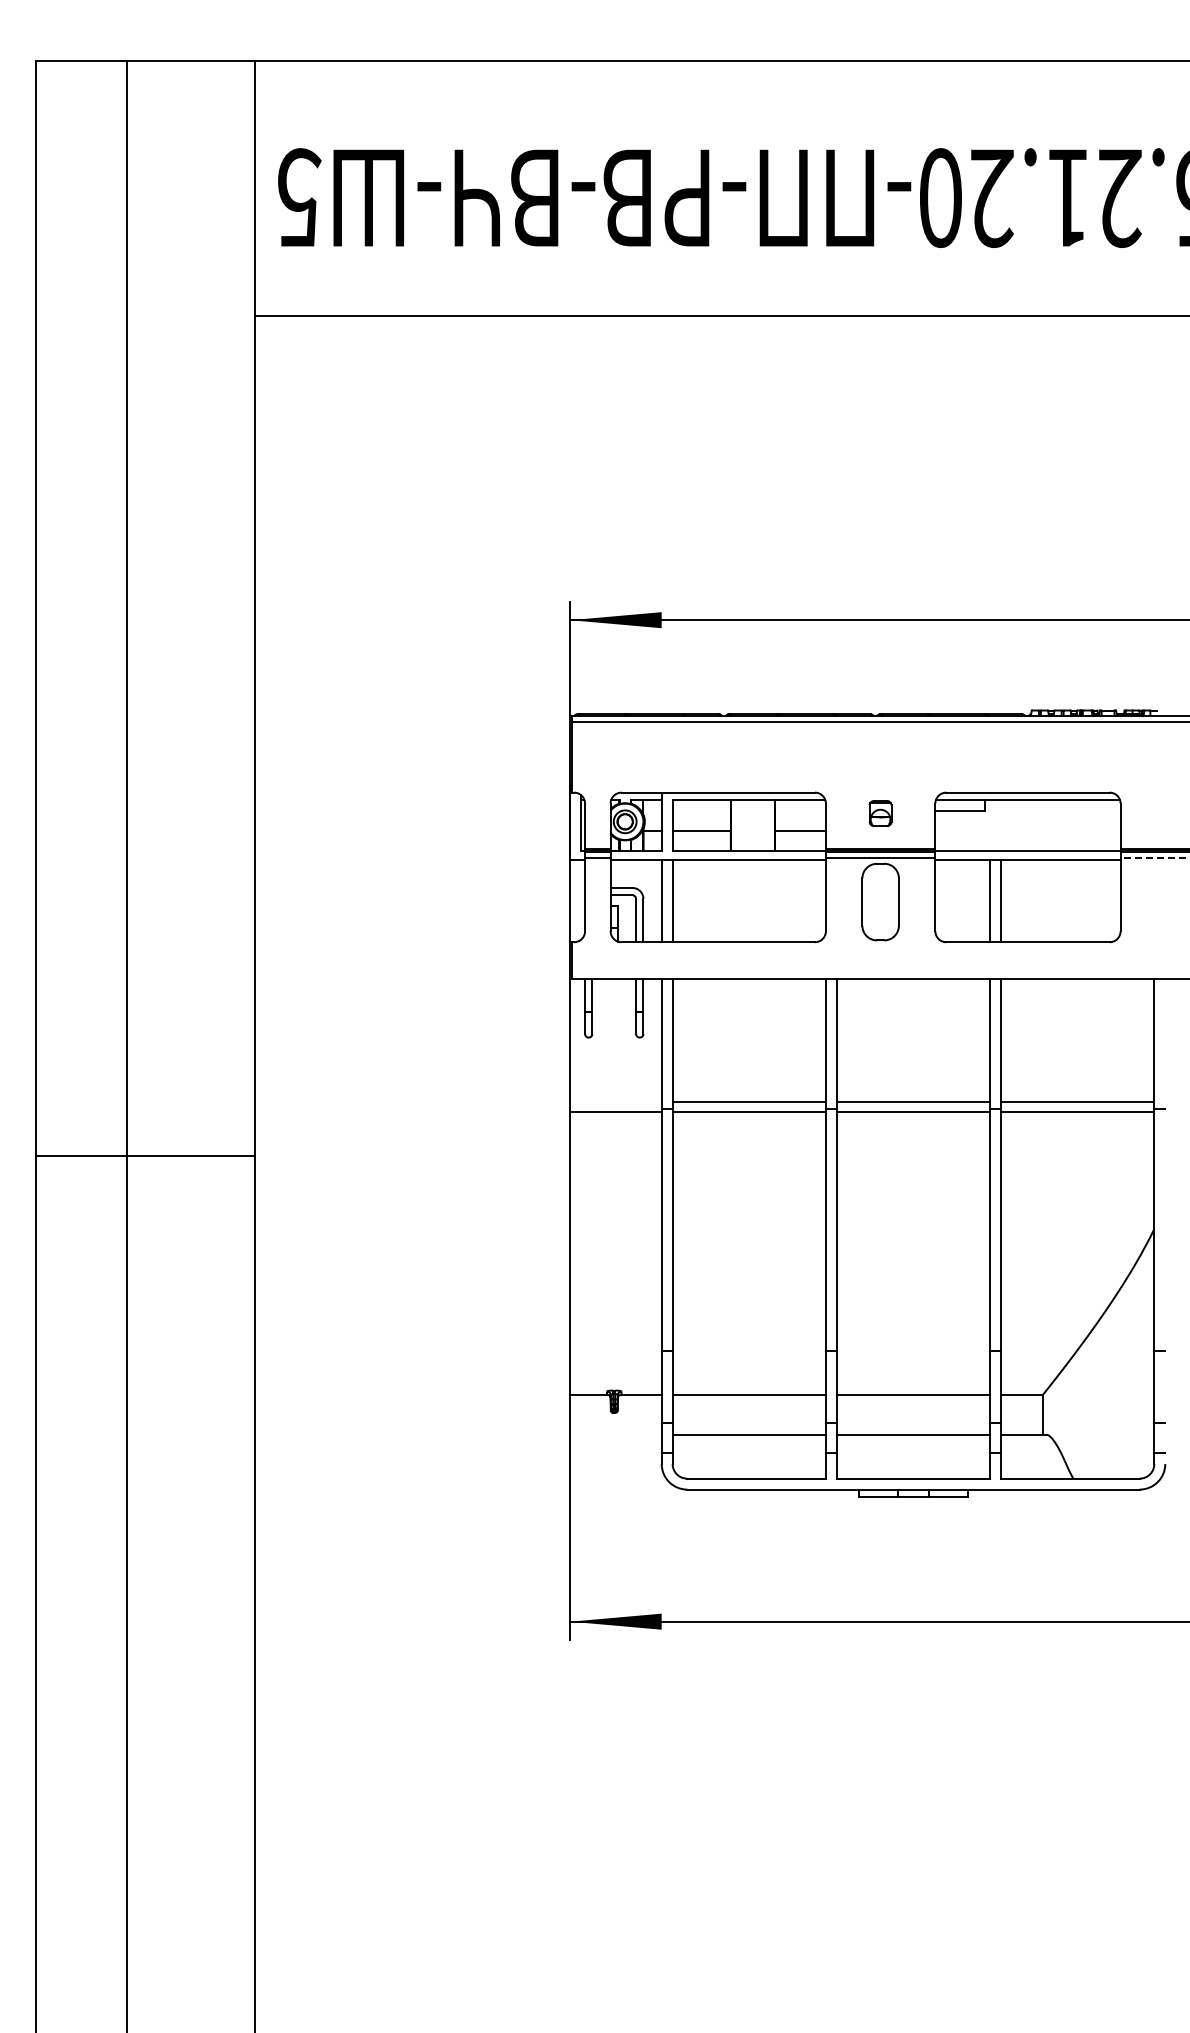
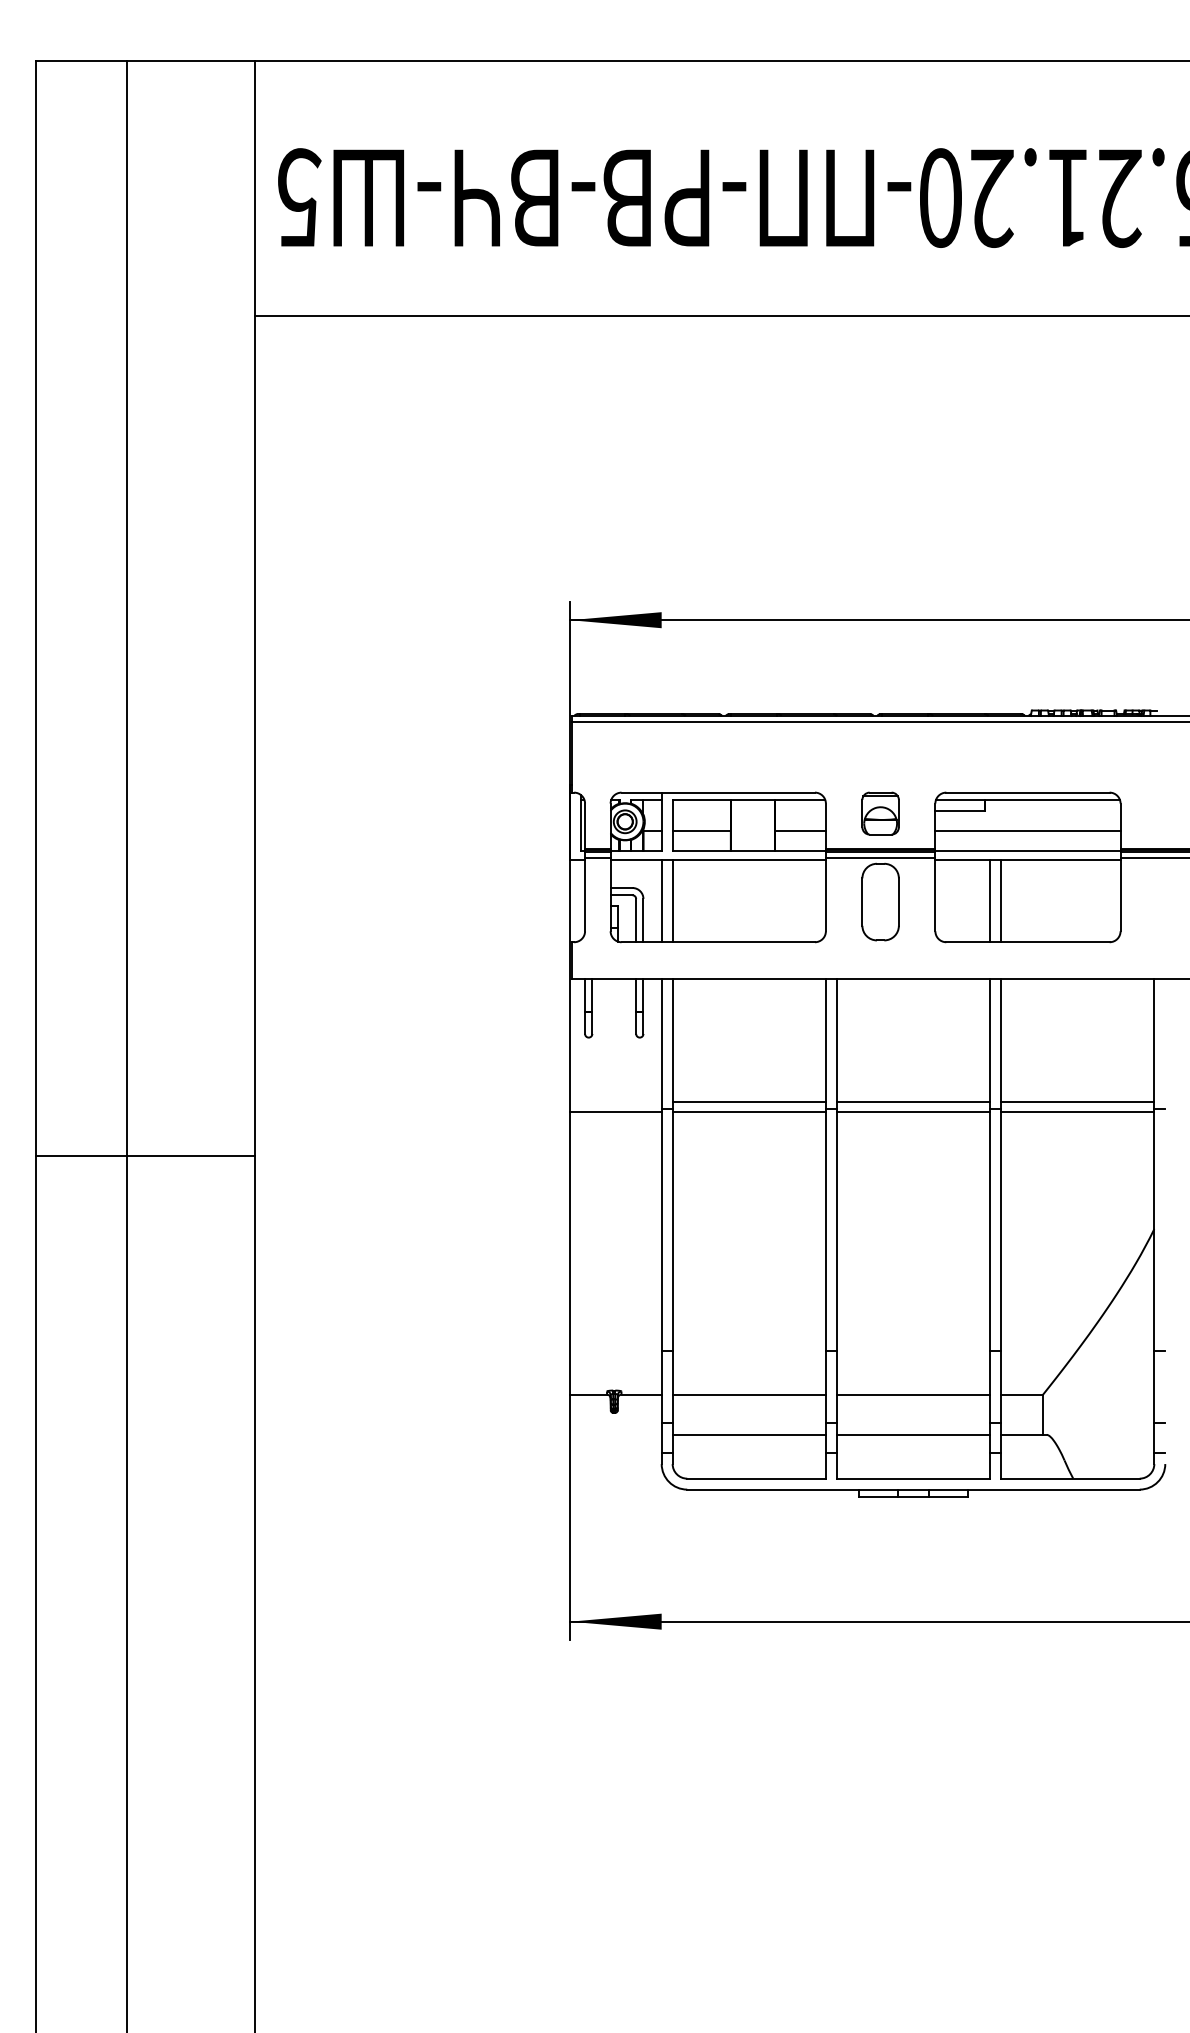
part size: 25x27 px -> 39x45 px (880, 813)
line: none -> present (1027, 830)
line: dashed -> solid (1154, 858)
